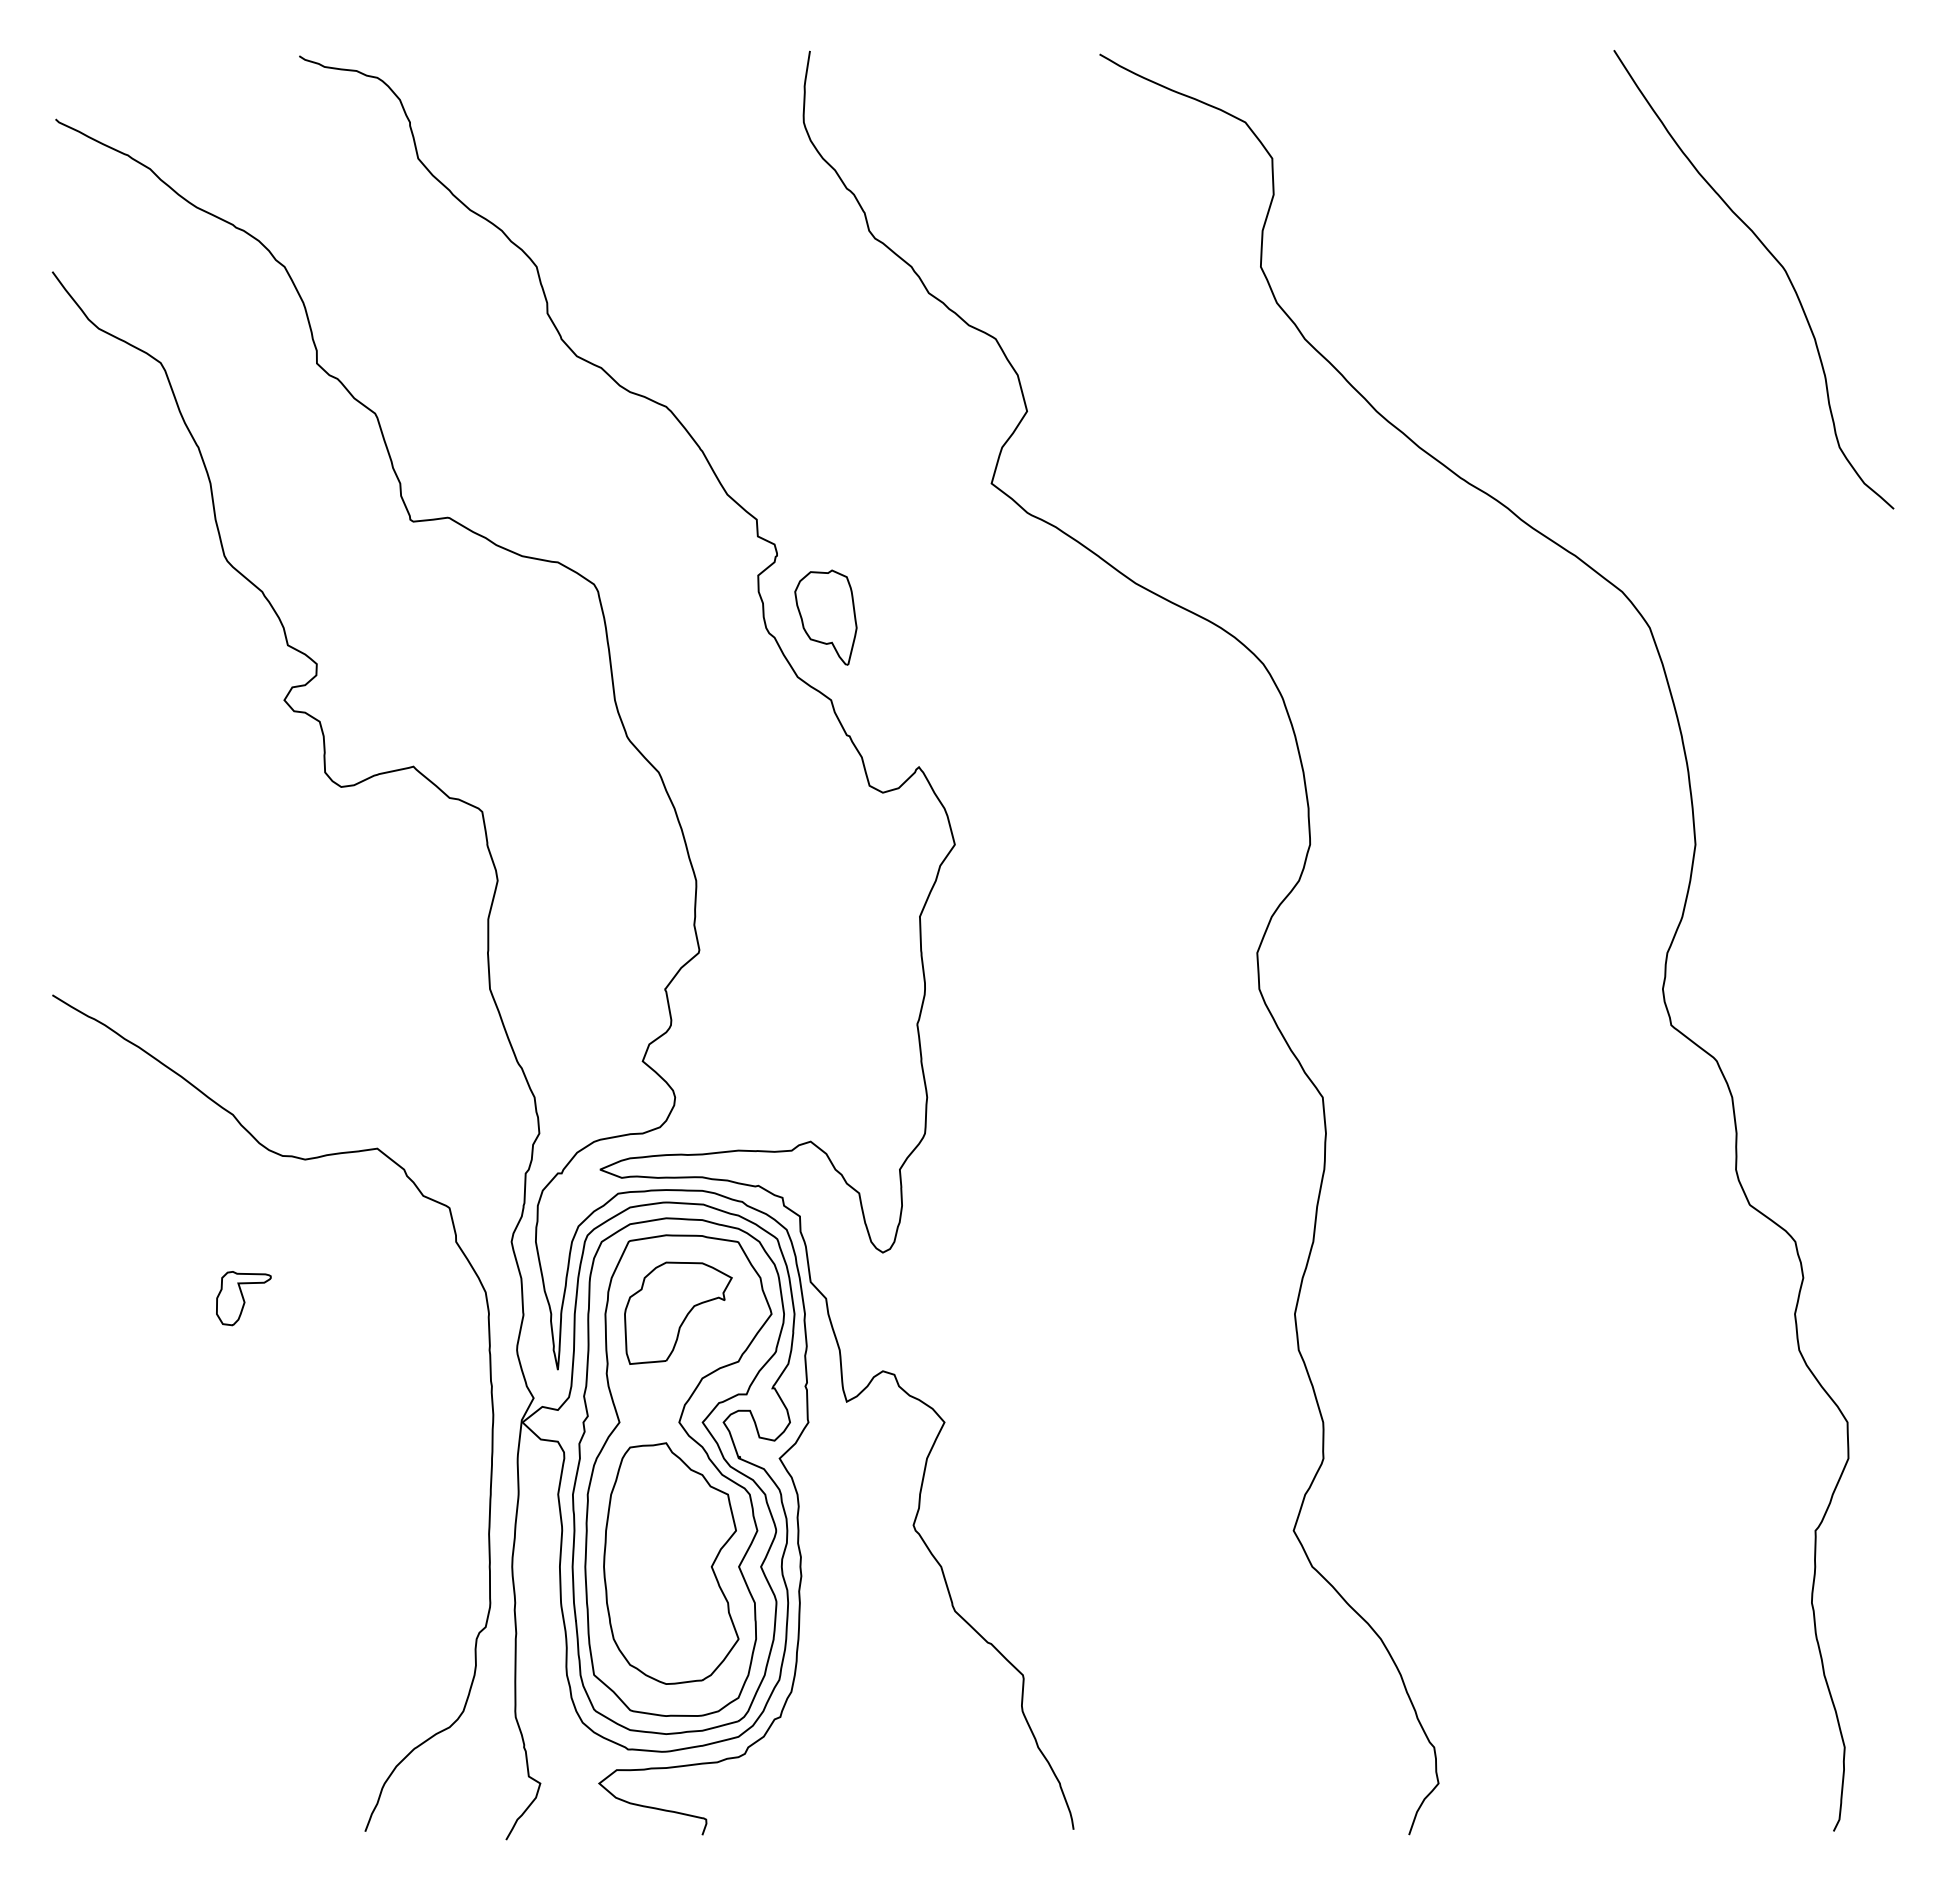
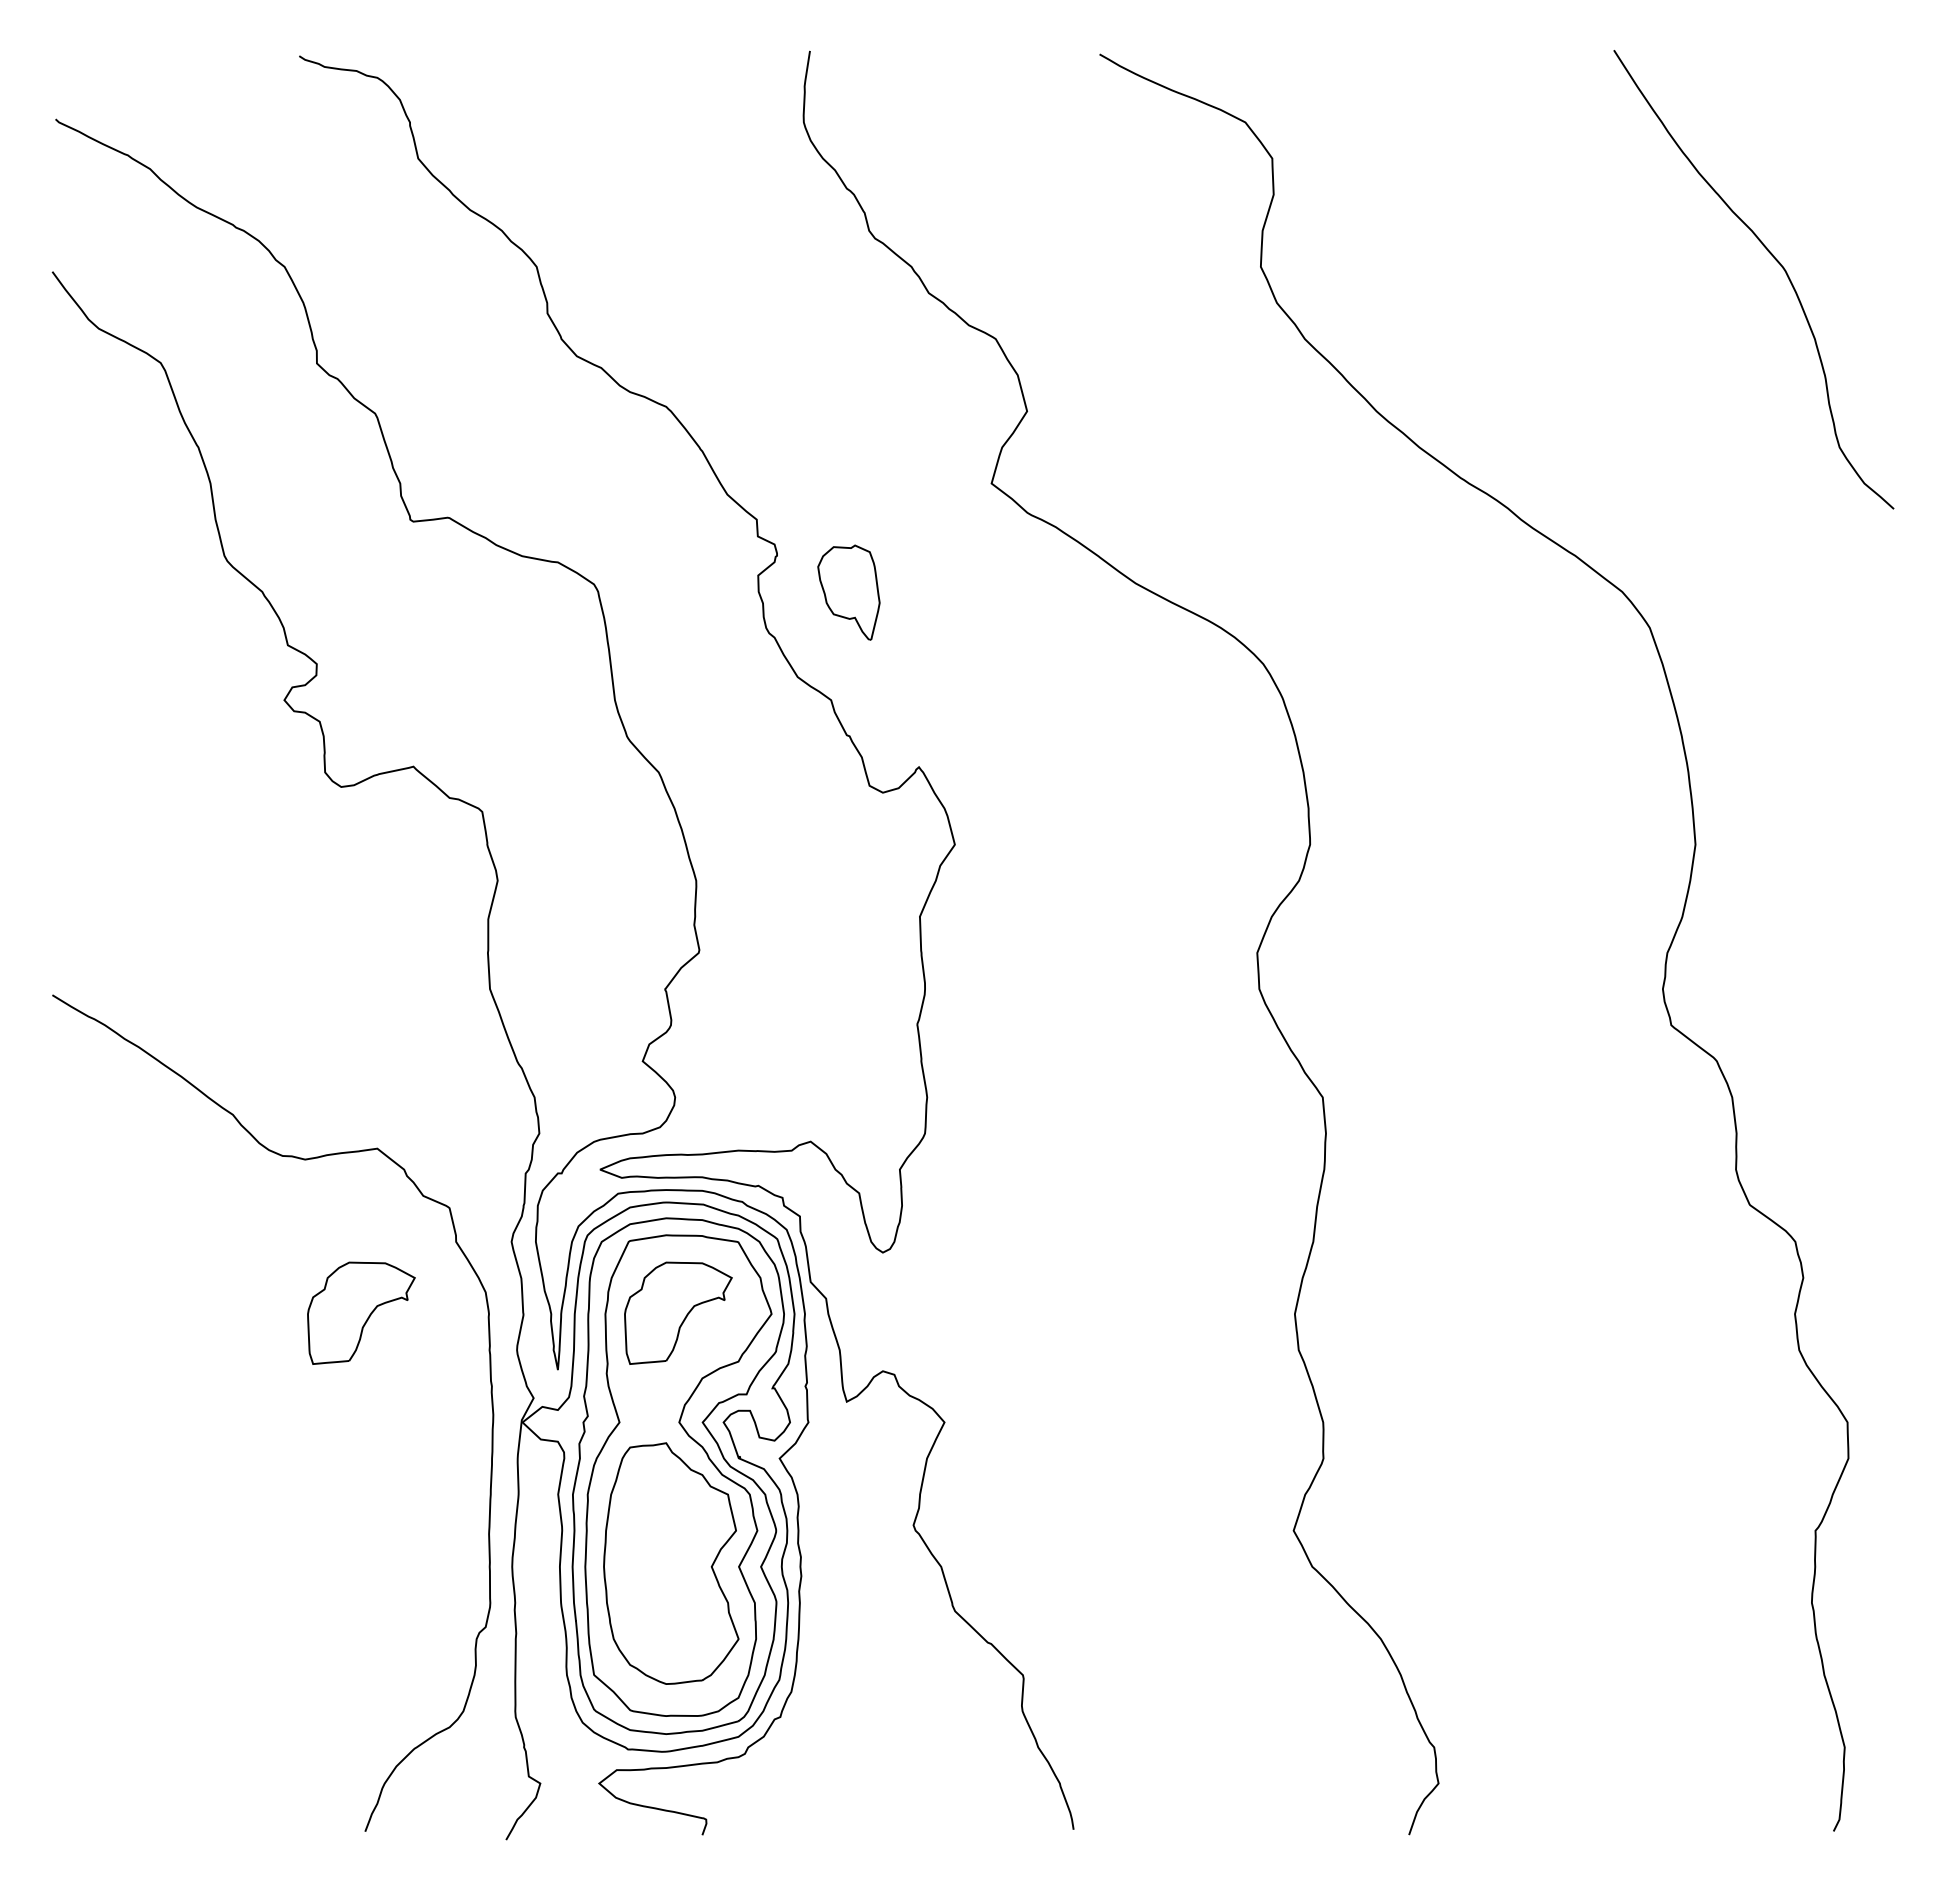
part position: (825, 617) -> (848, 592) (848, 592)
part: present -> none (243, 1298)
part: none -> present (361, 1312)
